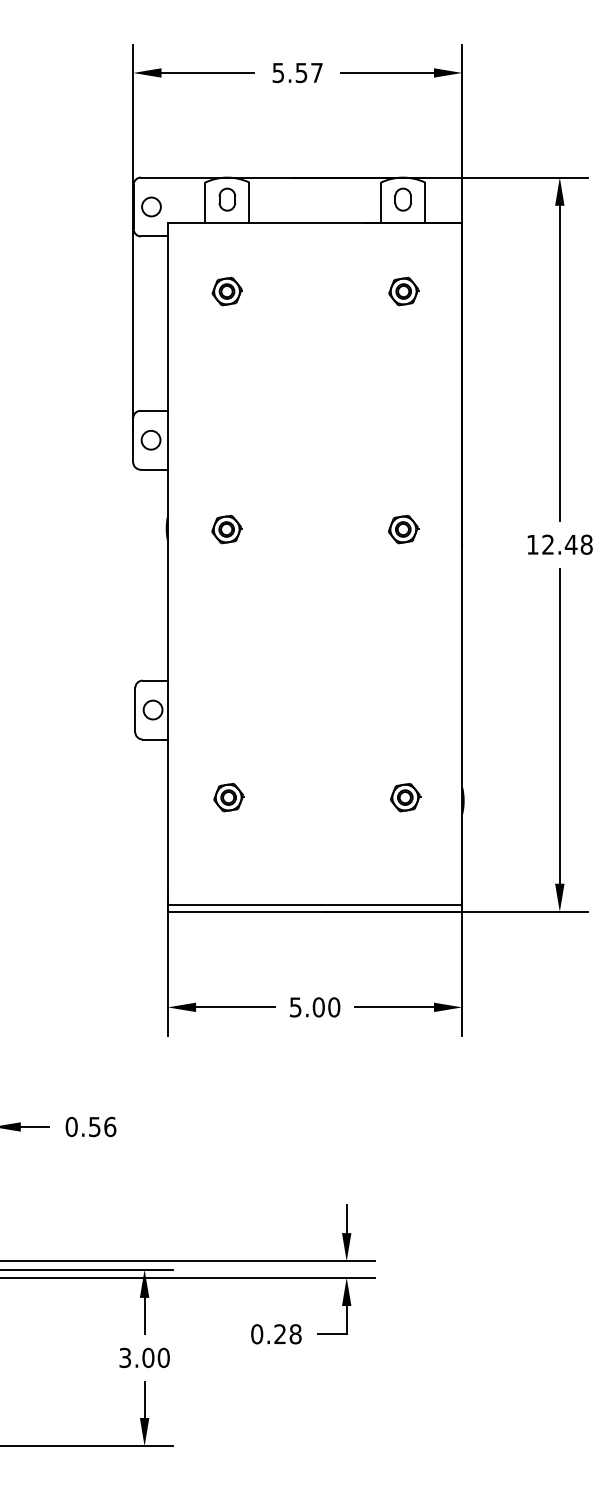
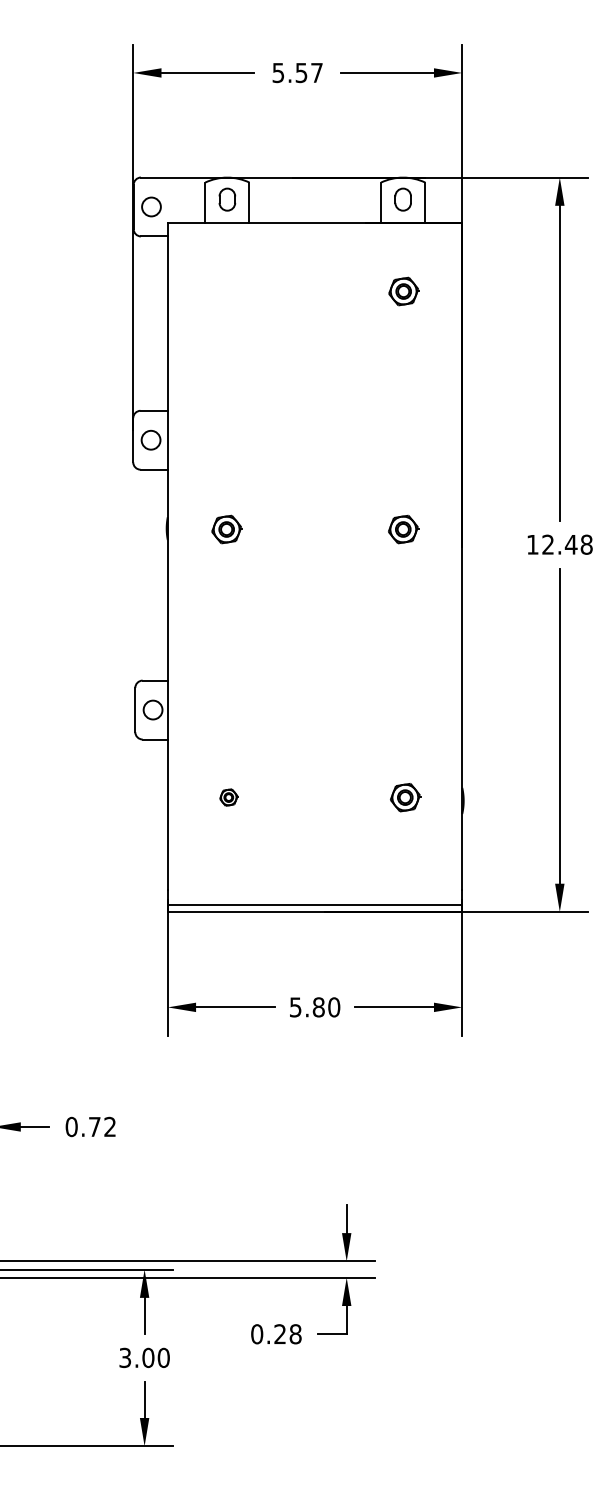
part: present -> none (226, 291)
part size: 32x31 px -> 20x19 px (228, 797)
text: 5.00 -> 5.80 (318, 1007)
text: 0.56 -> 0.72 (102, 1126)
